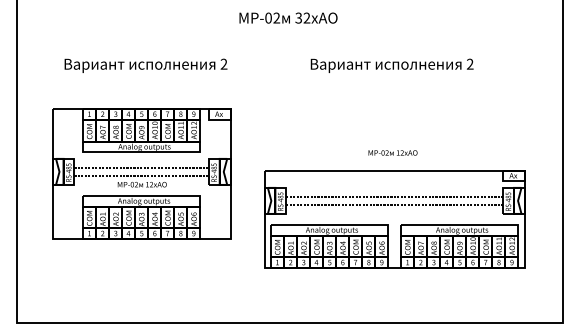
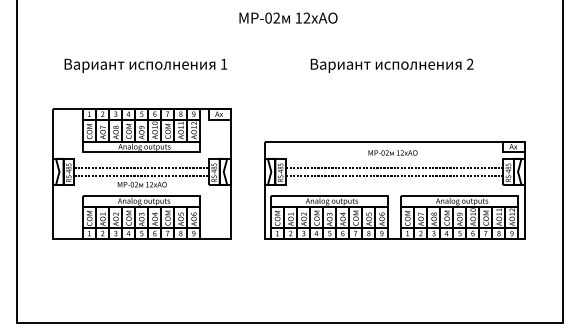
text: 32xAO -> 12xAO (298, 17)
text: 2 -> 1 (223, 63)
part position: (394, 219) -> (394, 190) (394, 190)
